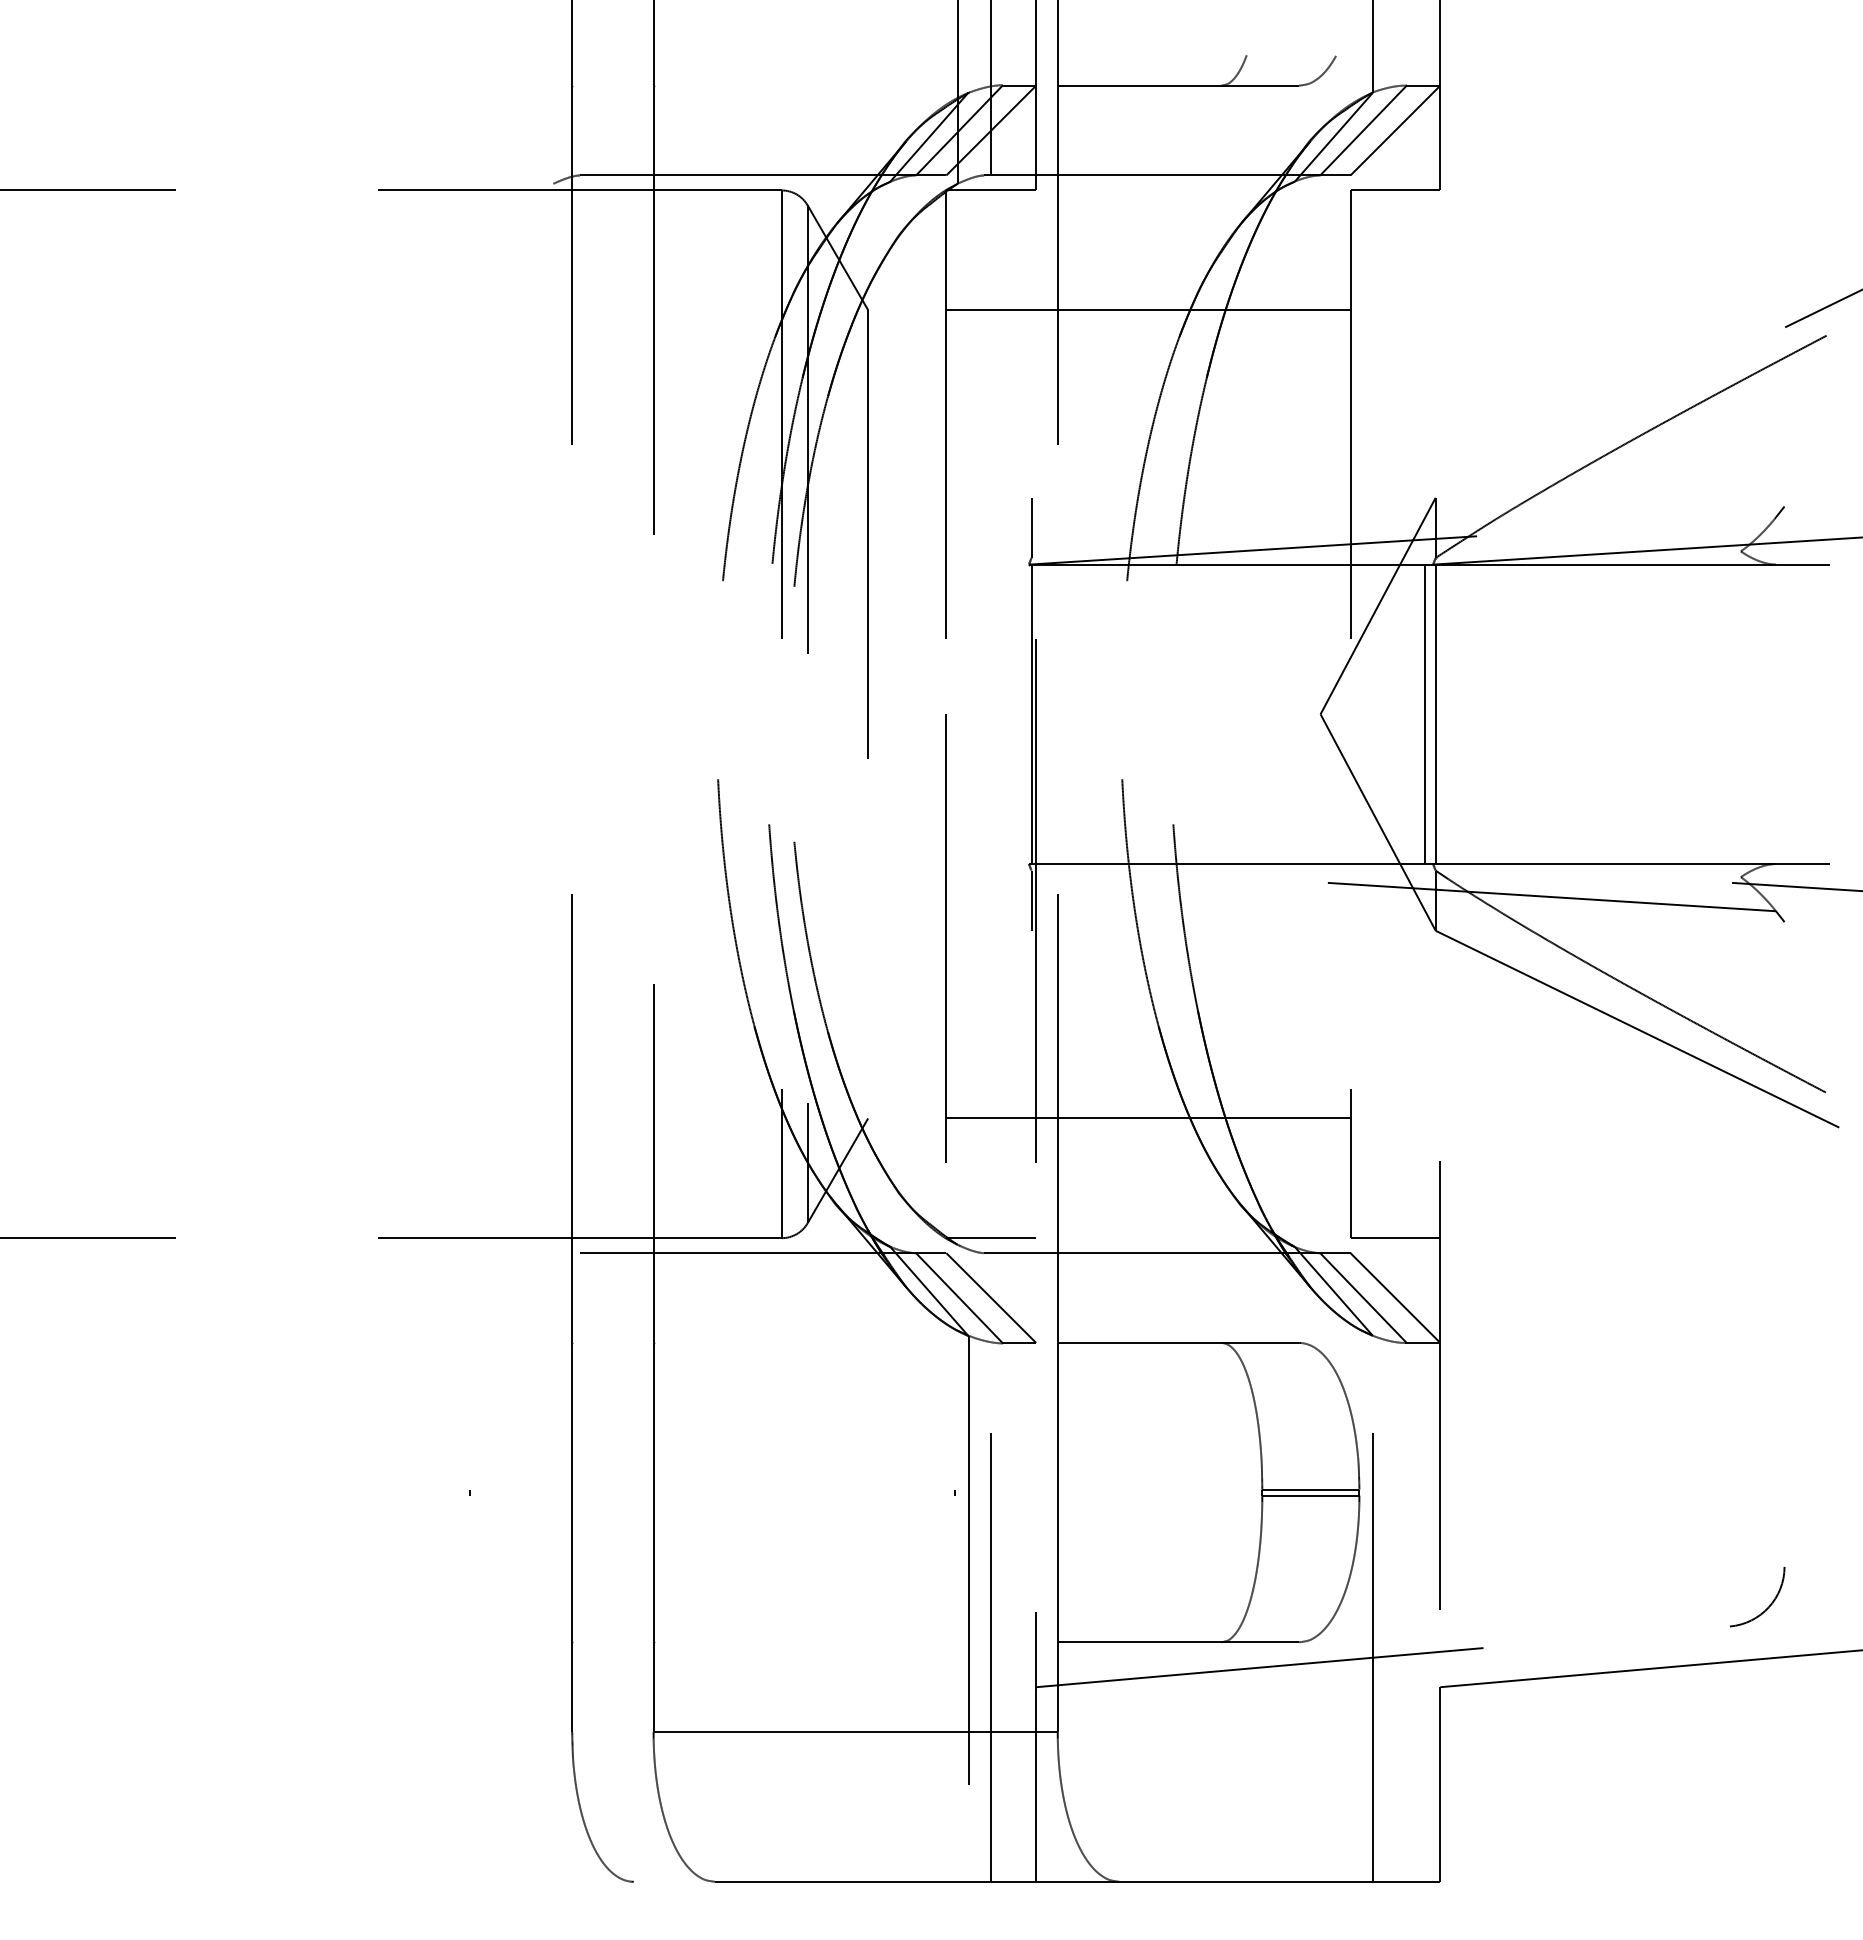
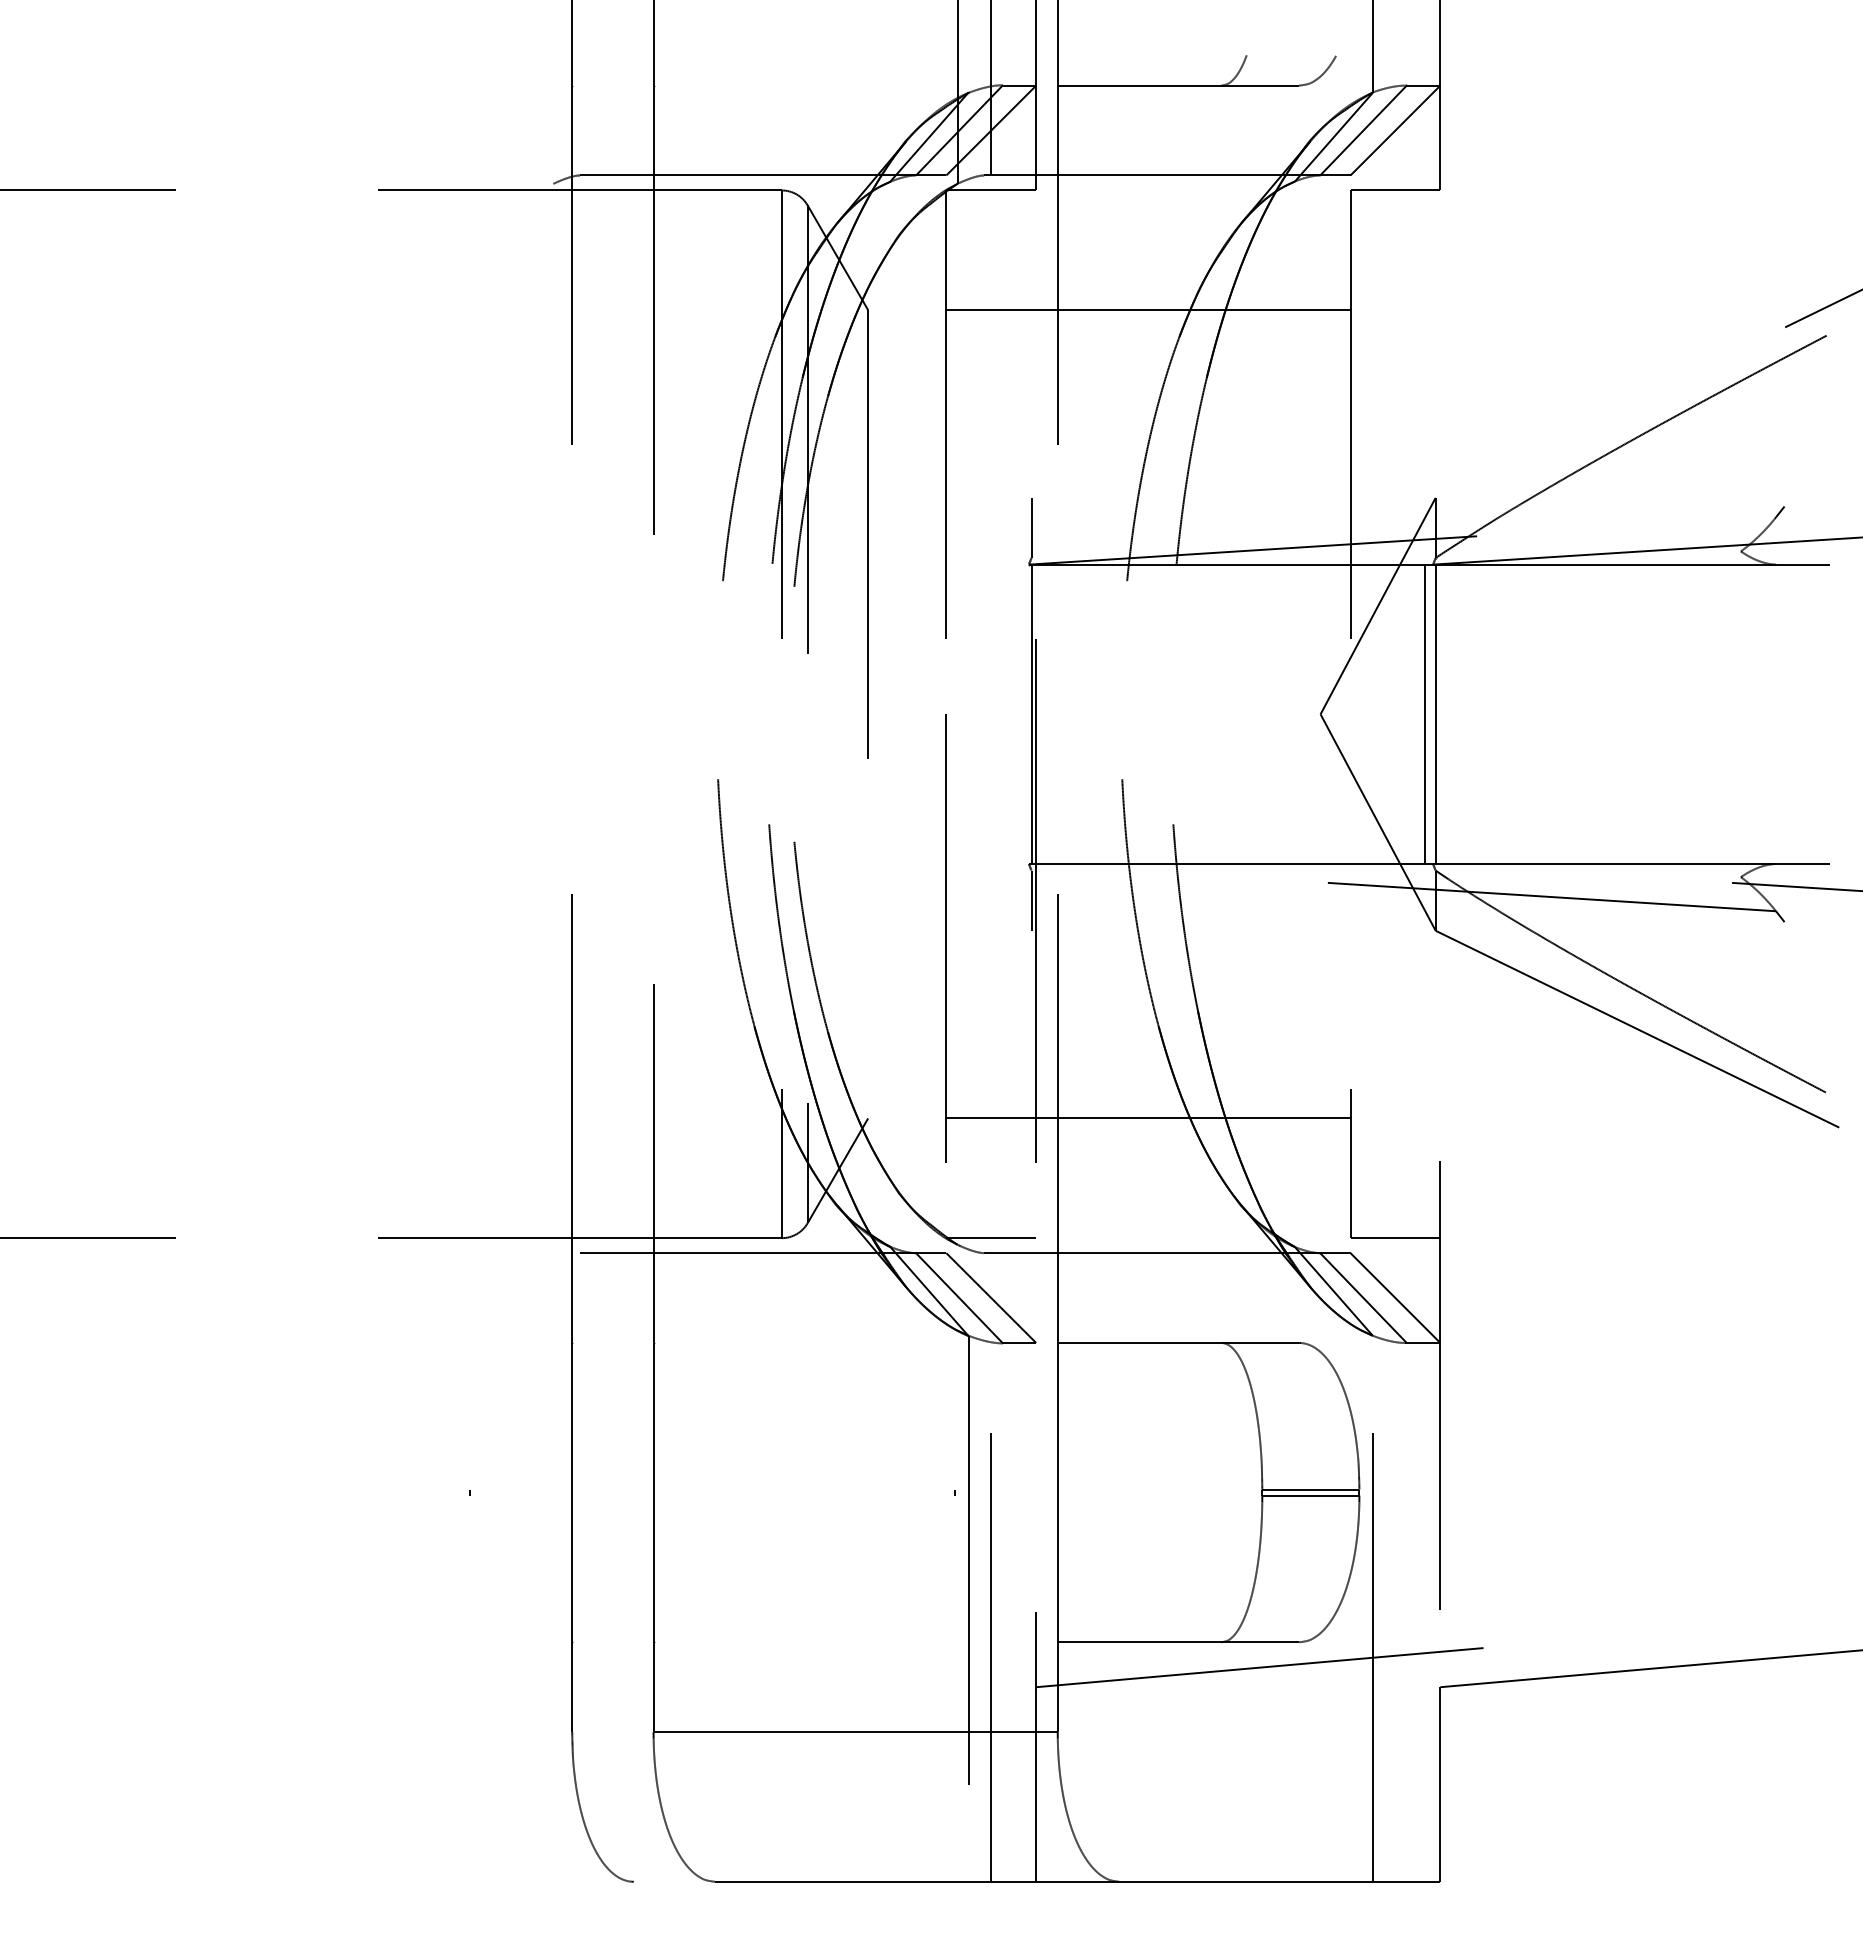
arc: present -> none (1769, 1604)
